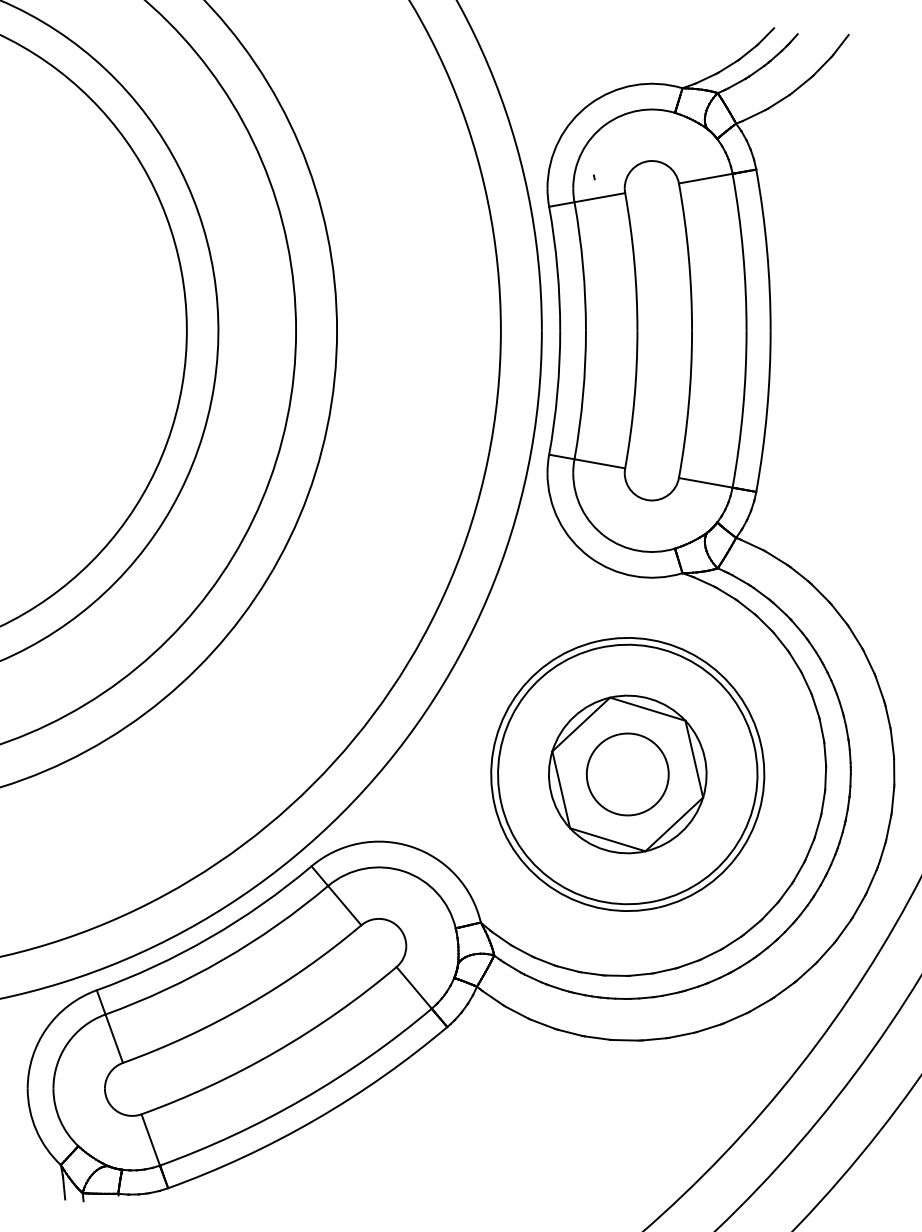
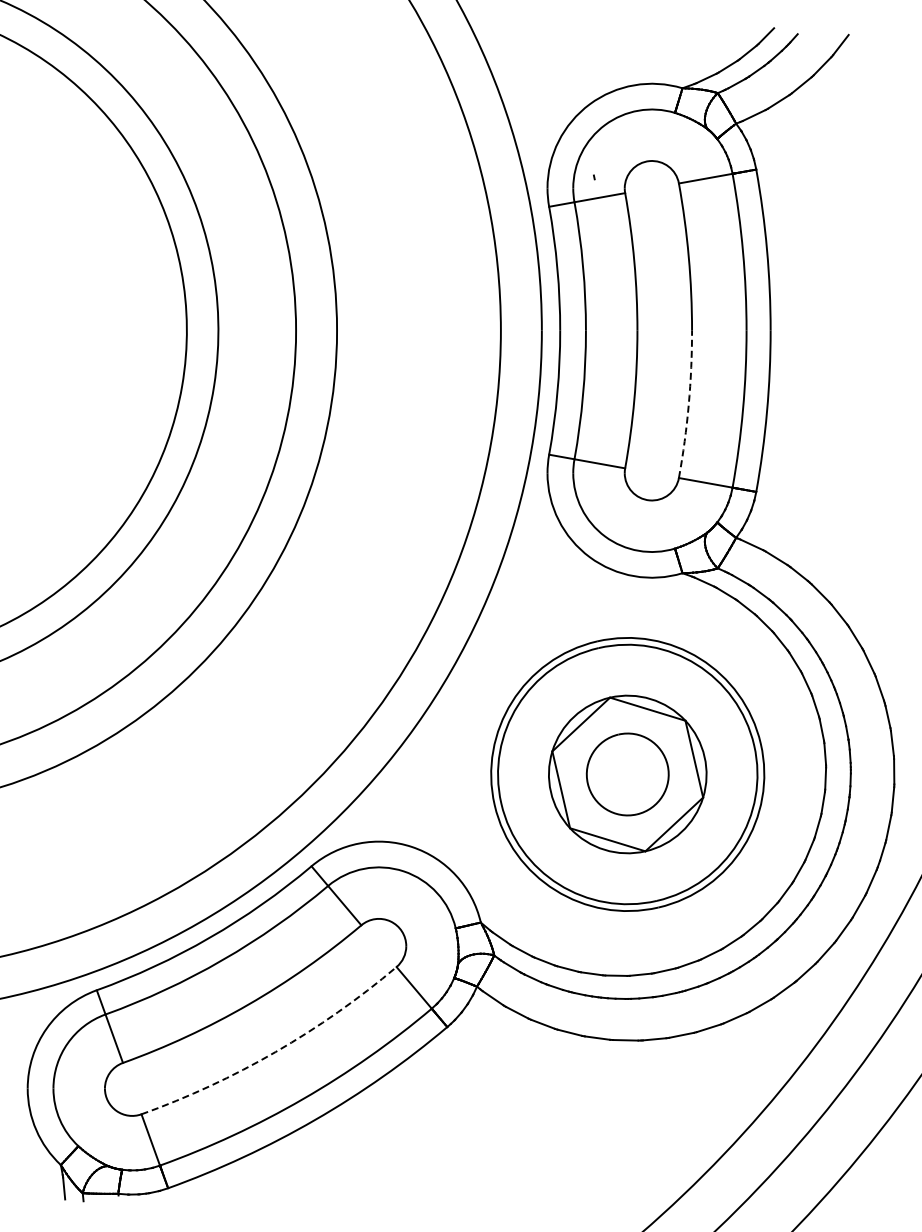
arc: solid -> dashed (688, 404)
arc: solid -> dashed (275, 1052)
